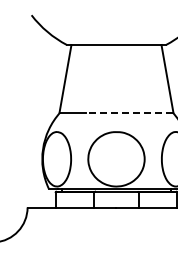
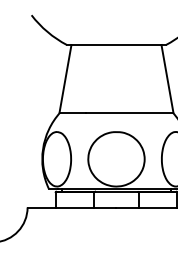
line: dashed -> solid (129, 112)
